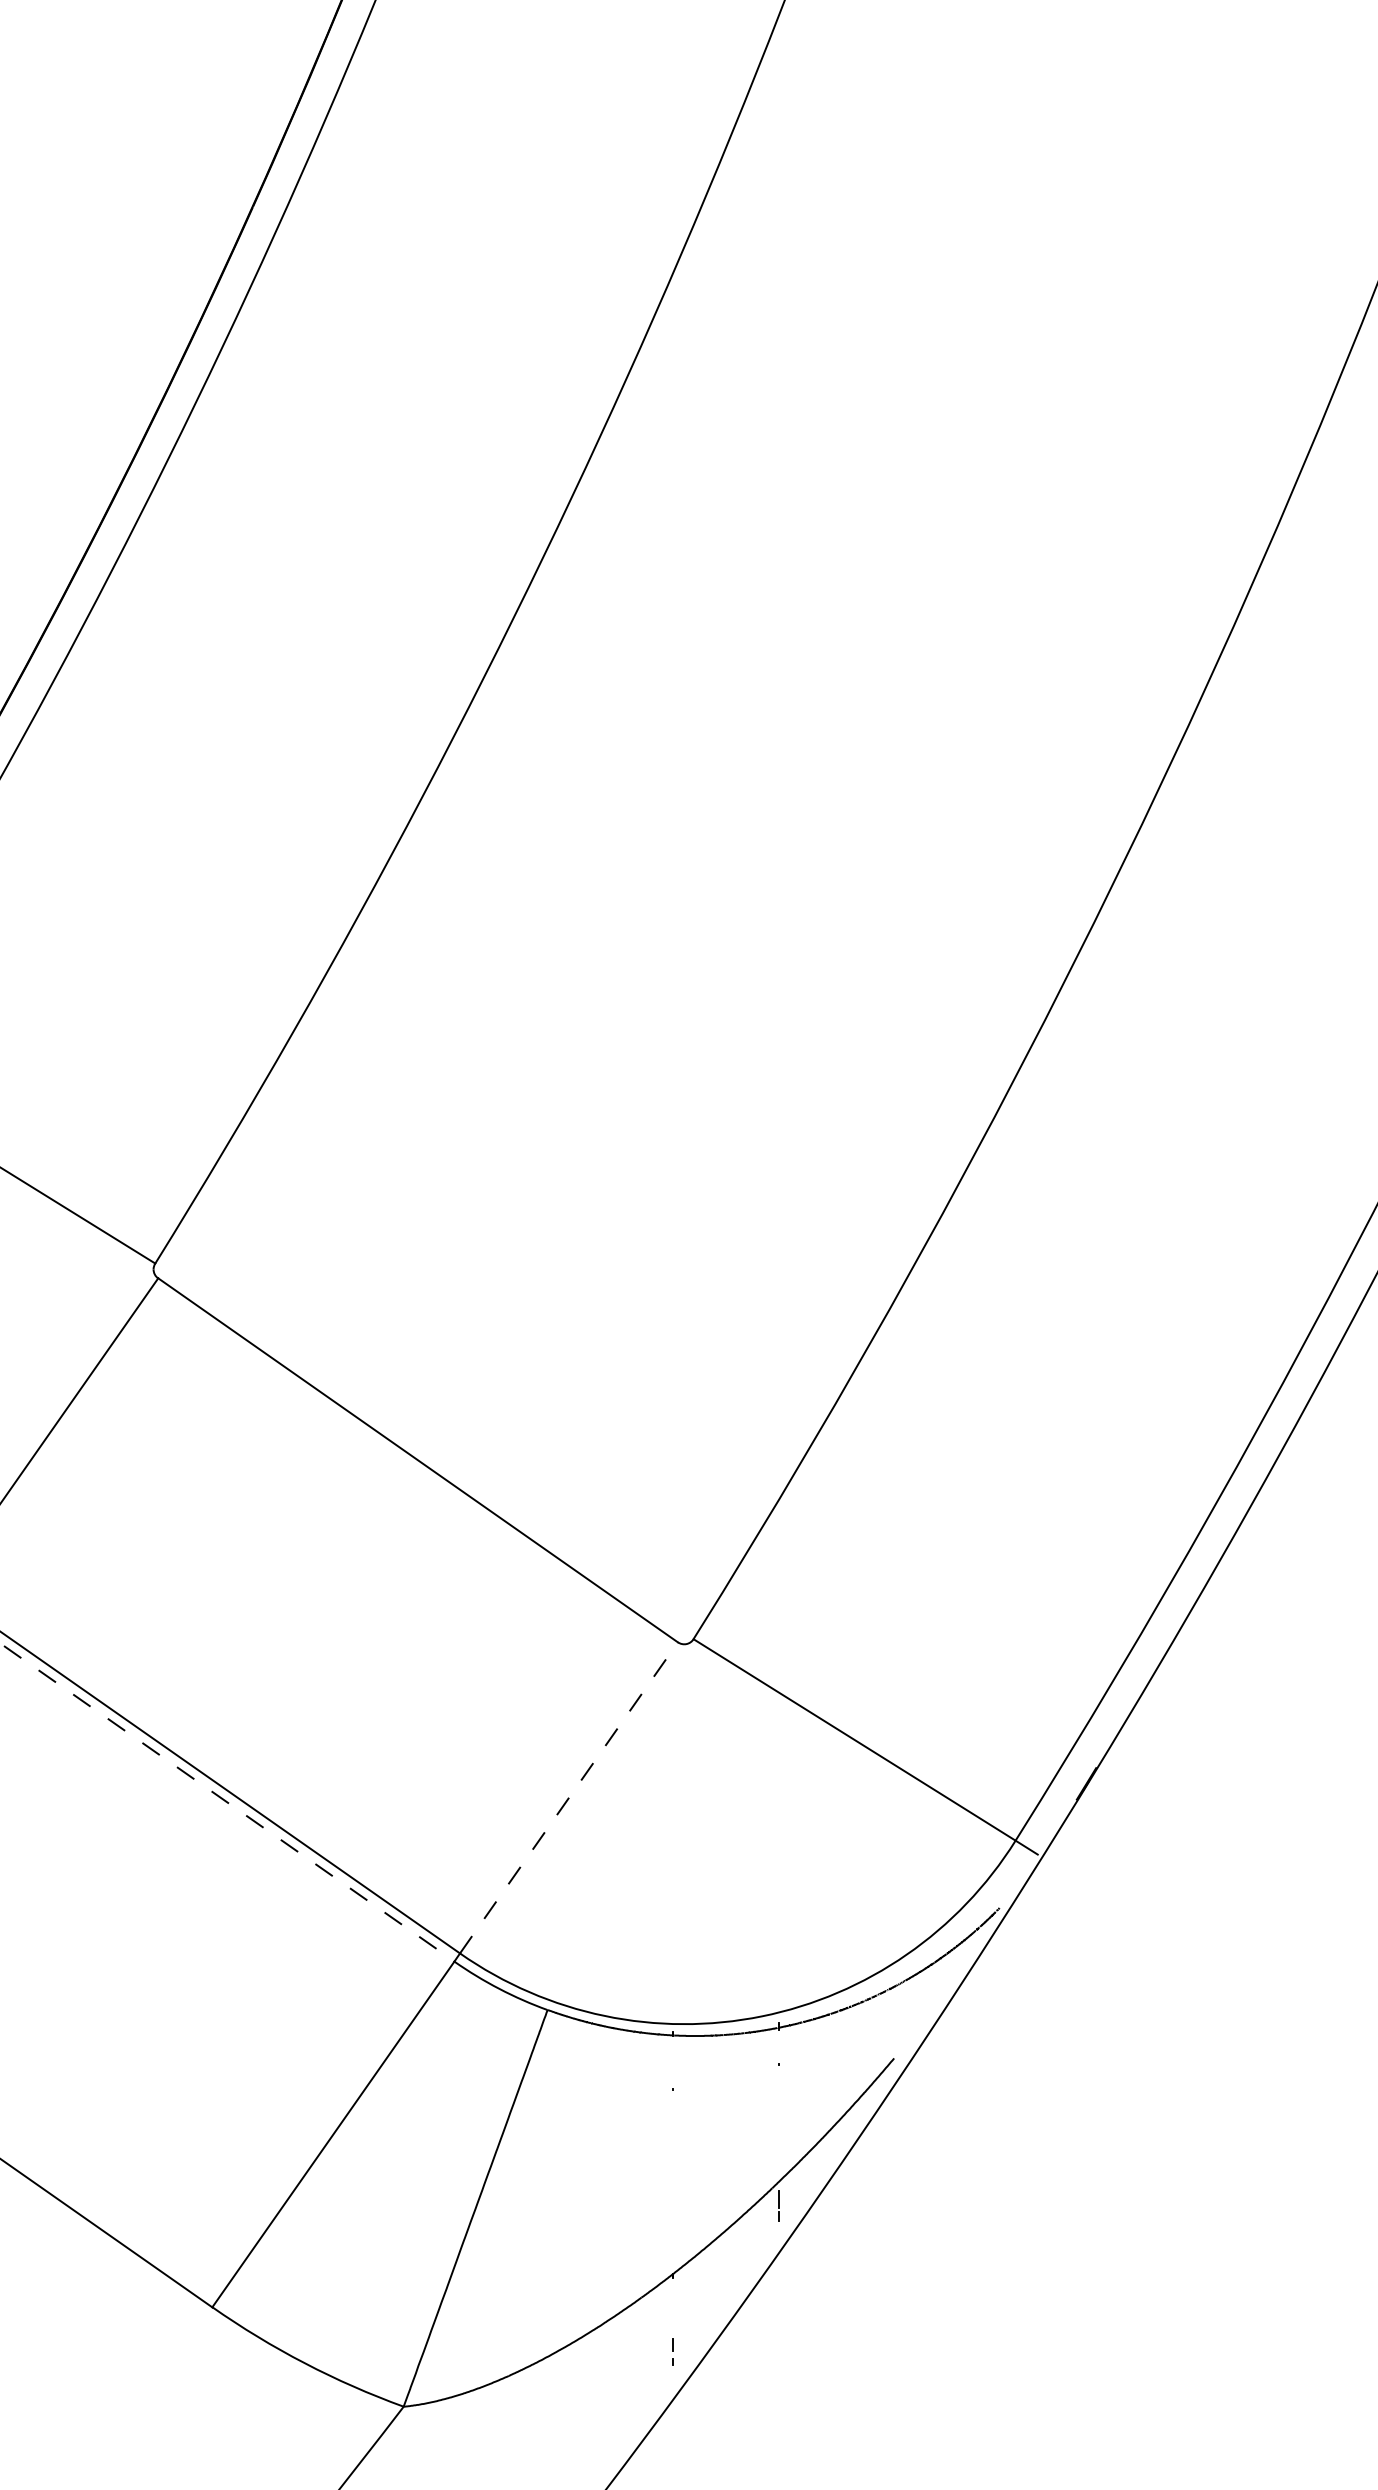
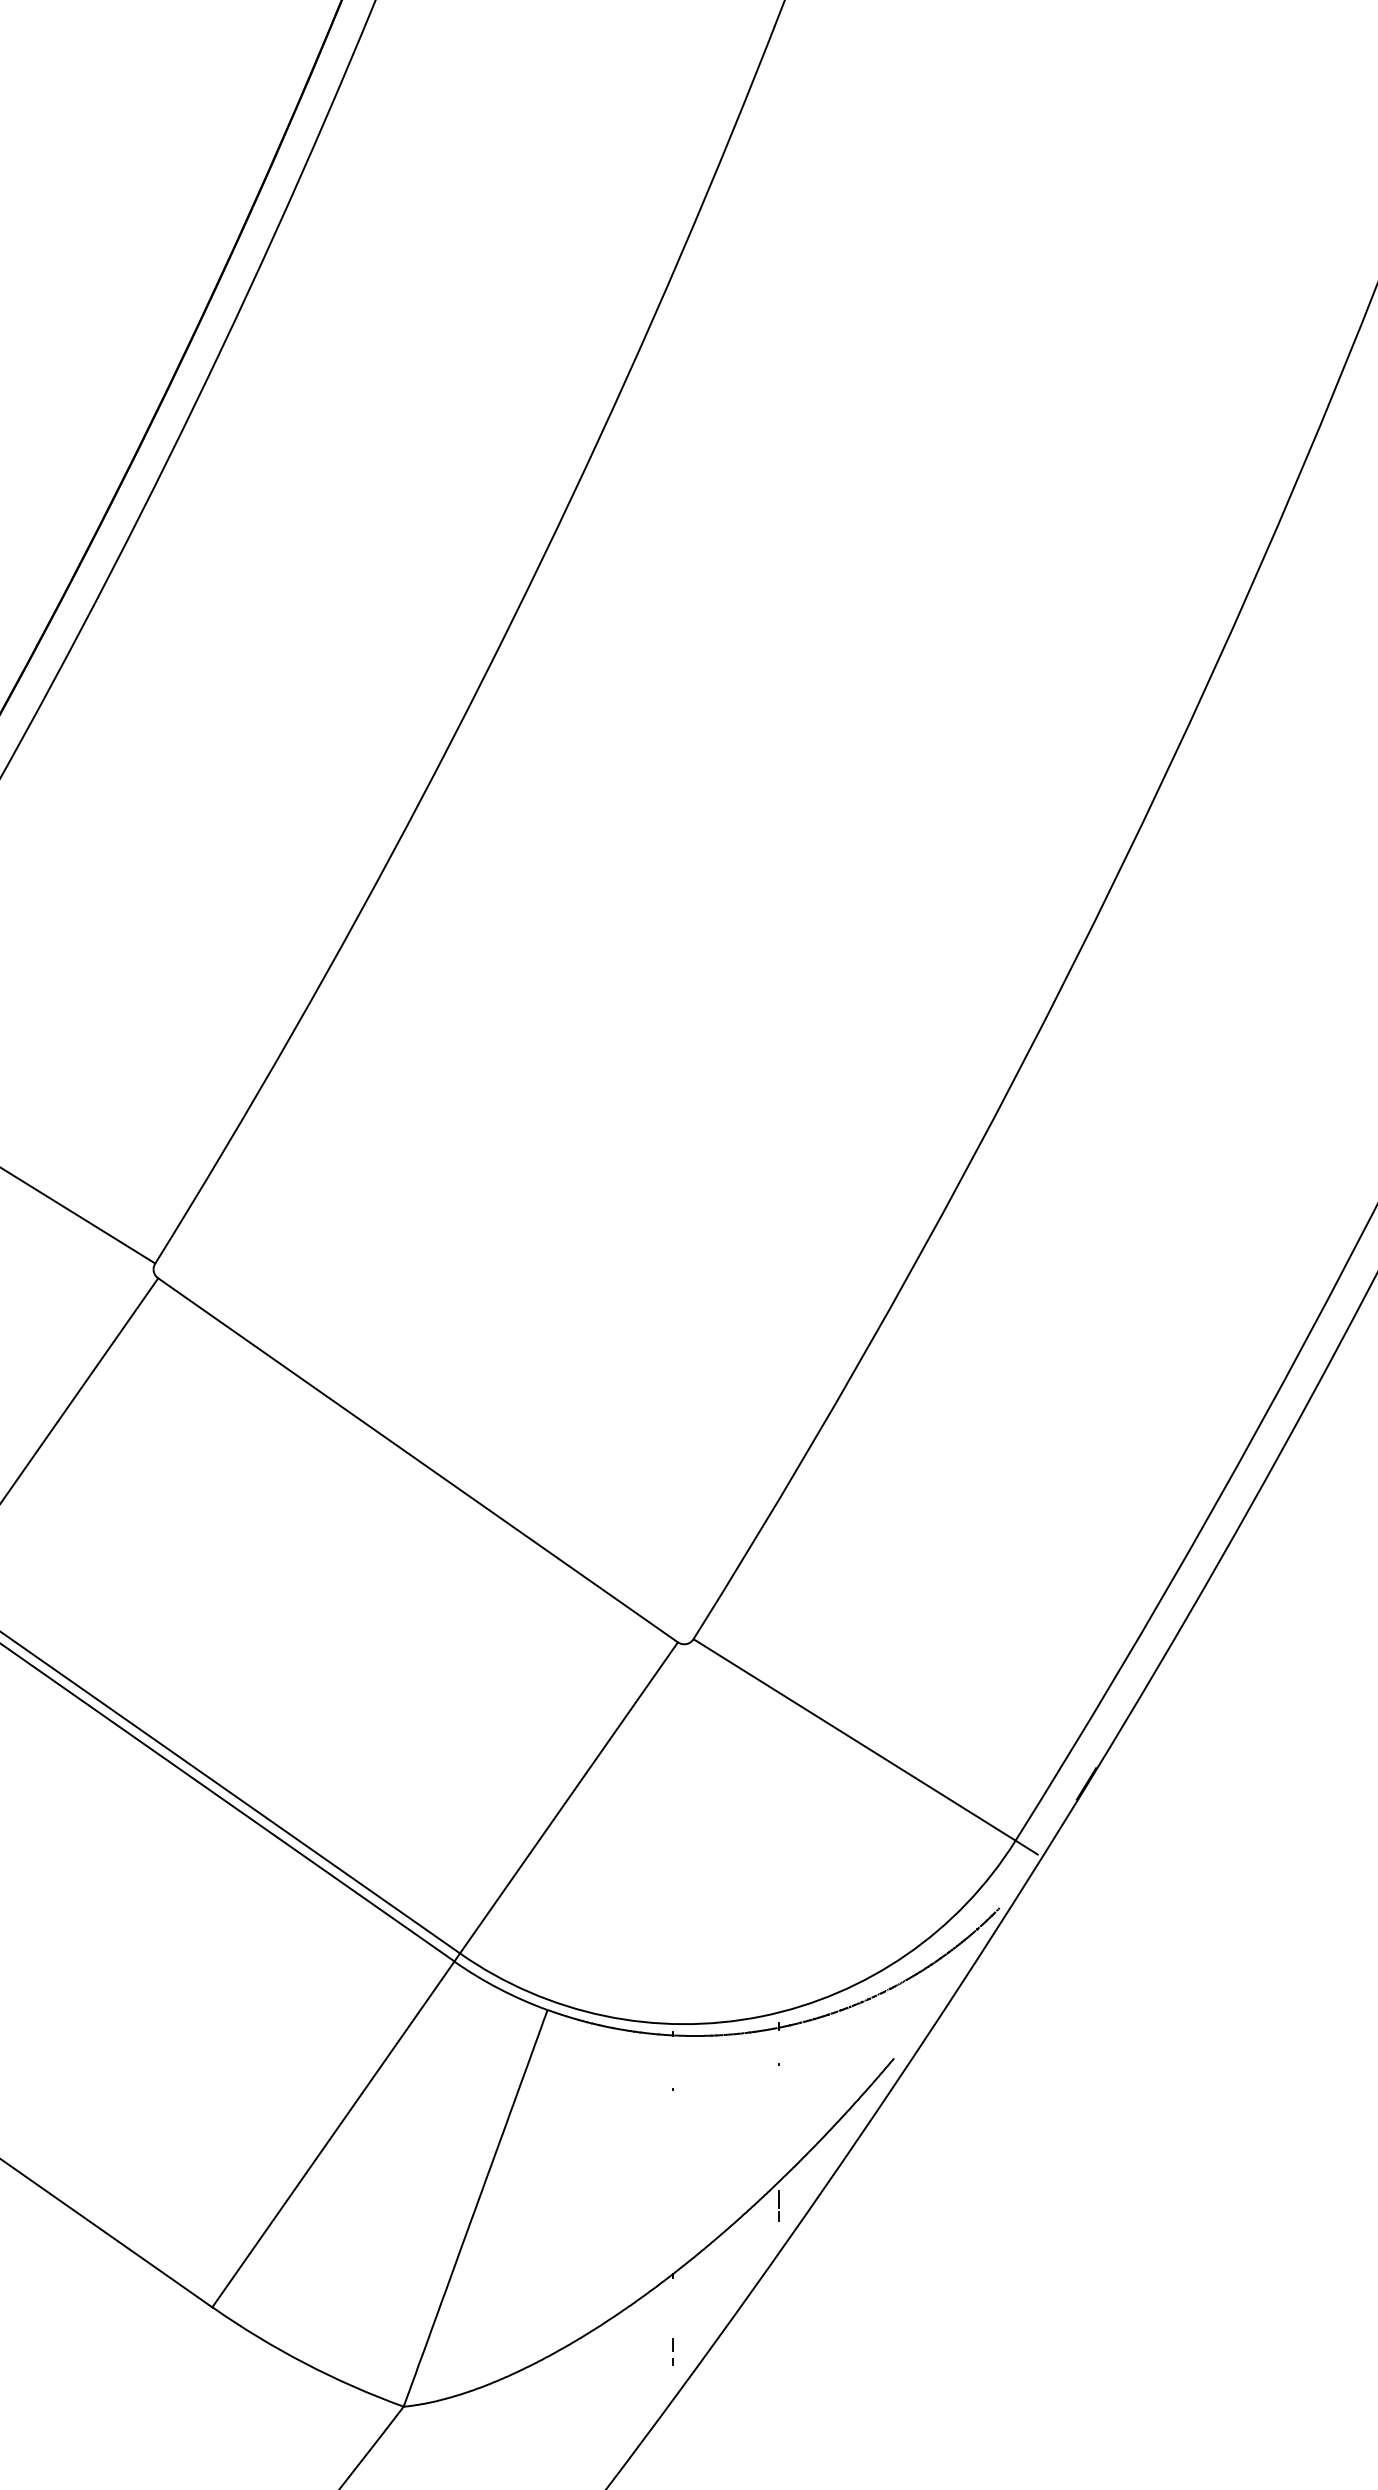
line: dashed -> solid (568, 1797)
line: dashed -> solid (227, 1802)
